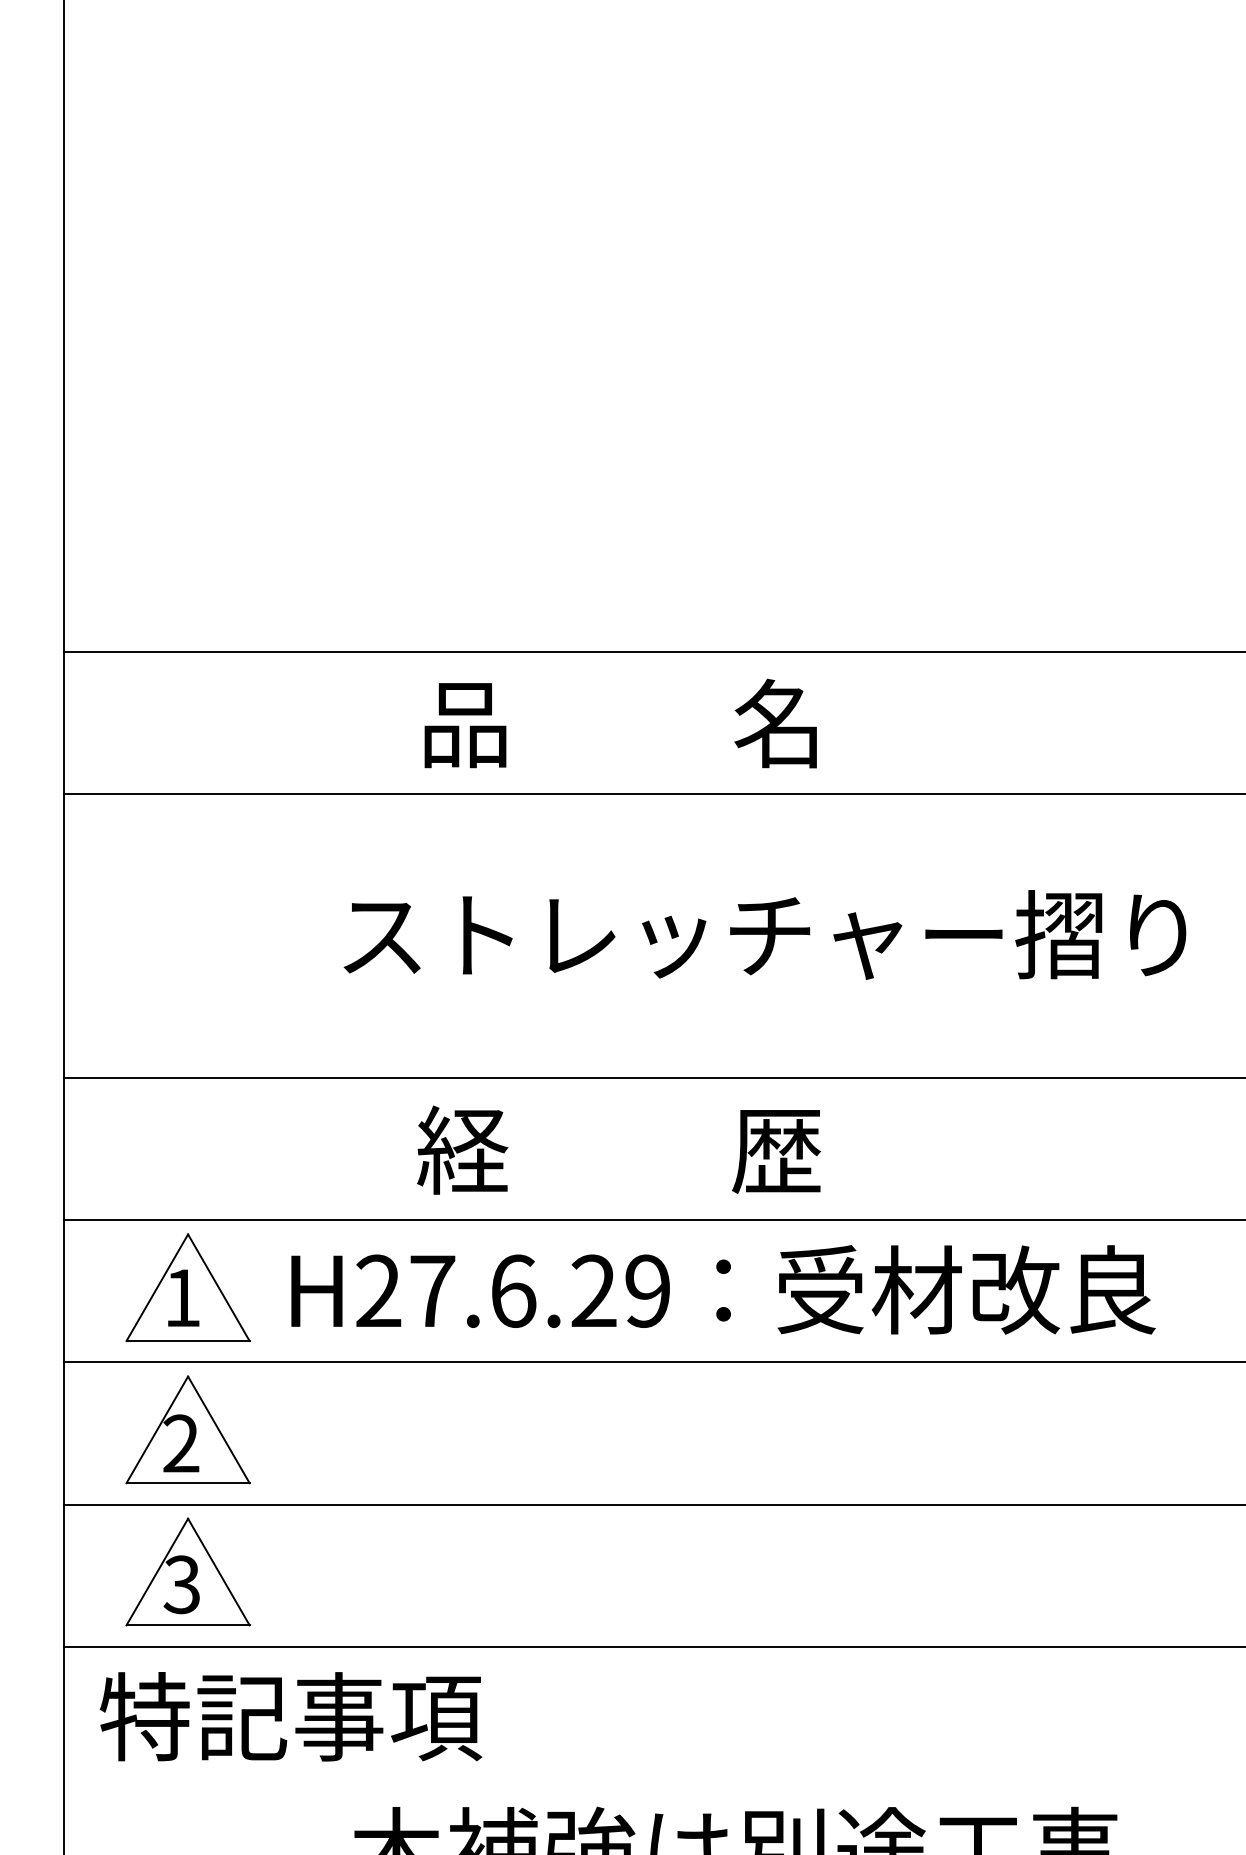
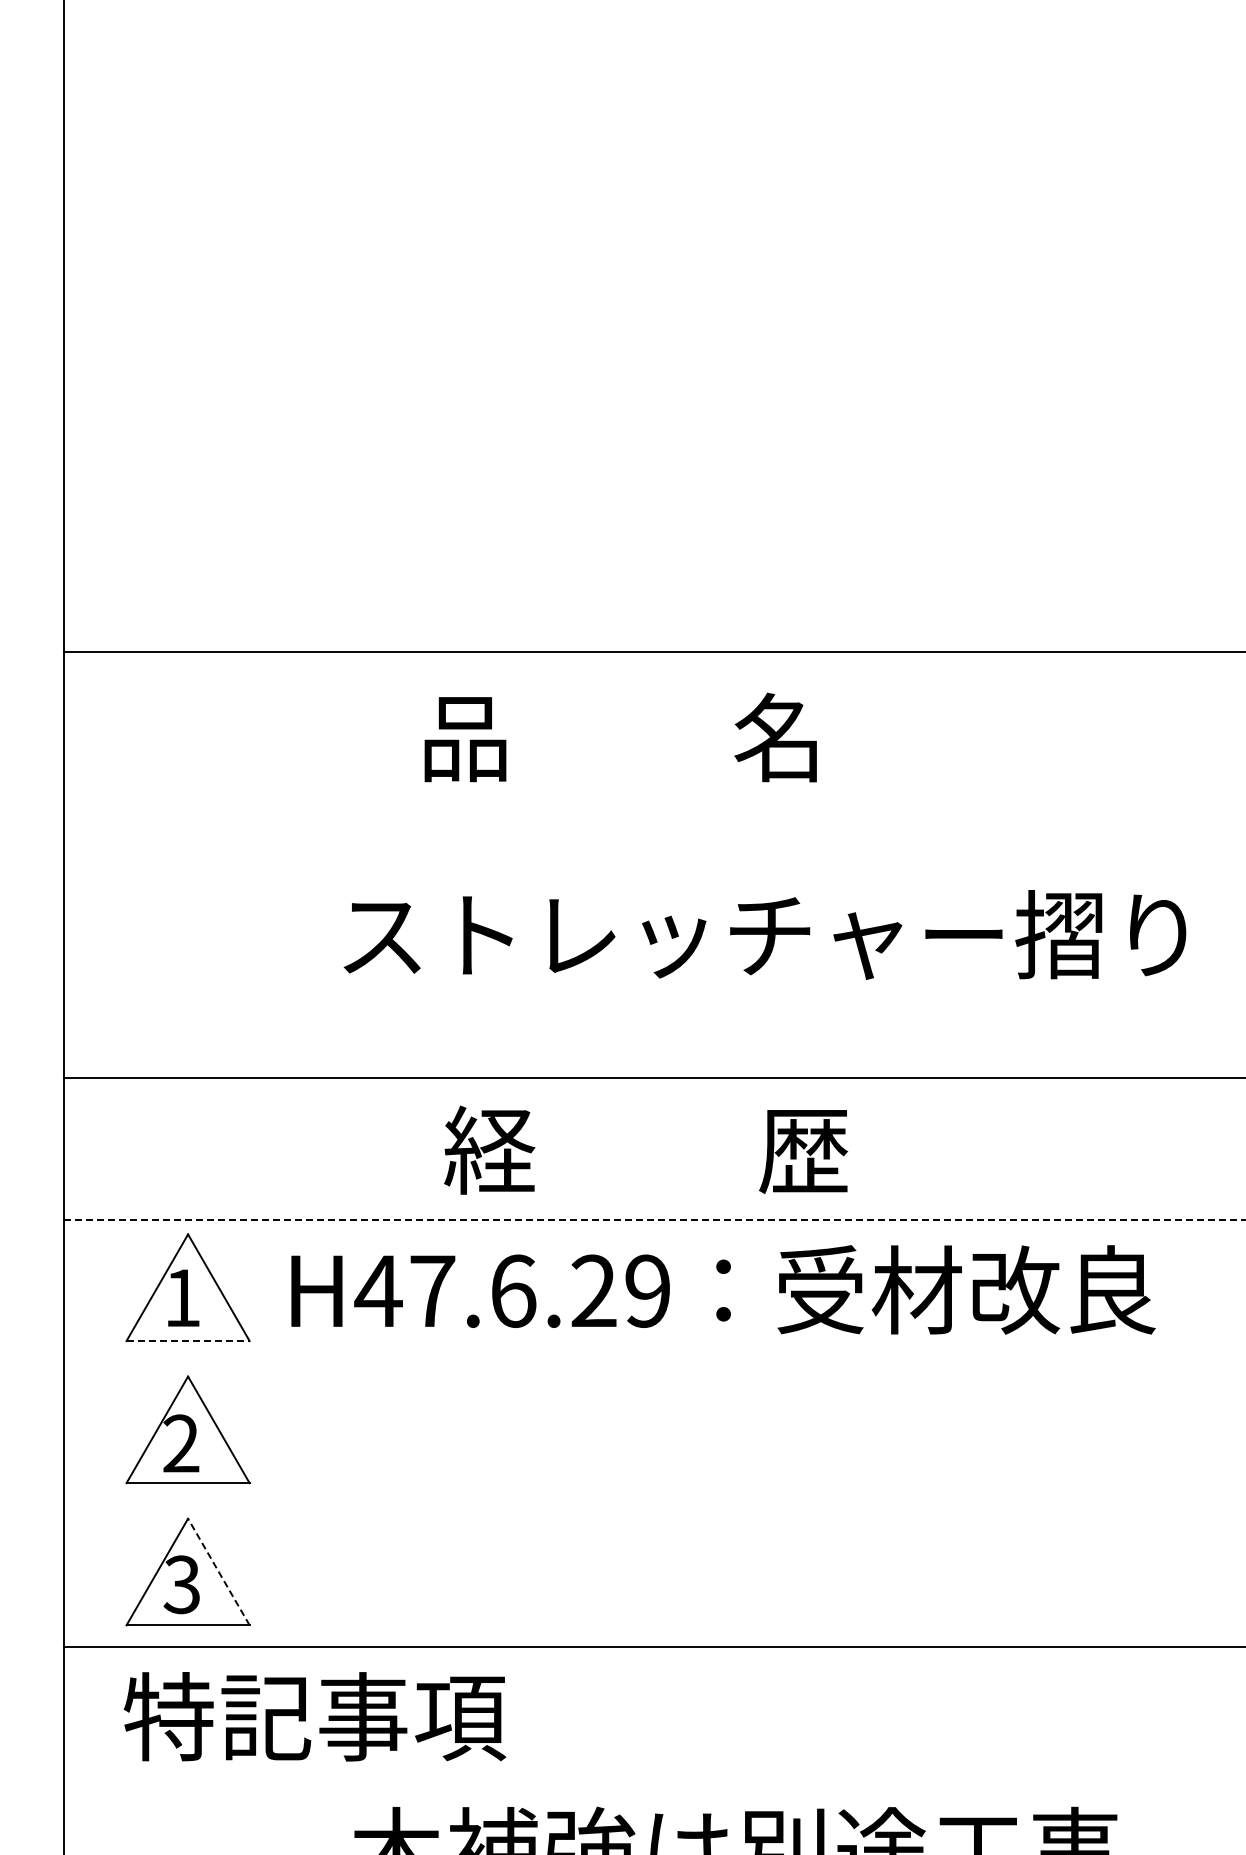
text position: (620, 723) -> (620, 737) (620, 737)
line: present -> none (652, 793)
text position: (619, 1149) -> (646, 1149) (646, 1149)
line: solid -> dashed (654, 1220)
text: H27.6.29 -> H47.6.29 (378, 1290)
line: solid -> dashed (188, 1341)
line: present -> none (652, 1362)
line: present -> none (652, 1504)
line: solid -> dashed (218, 1572)
text position: (290, 1716) -> (314, 1716) (314, 1716)
